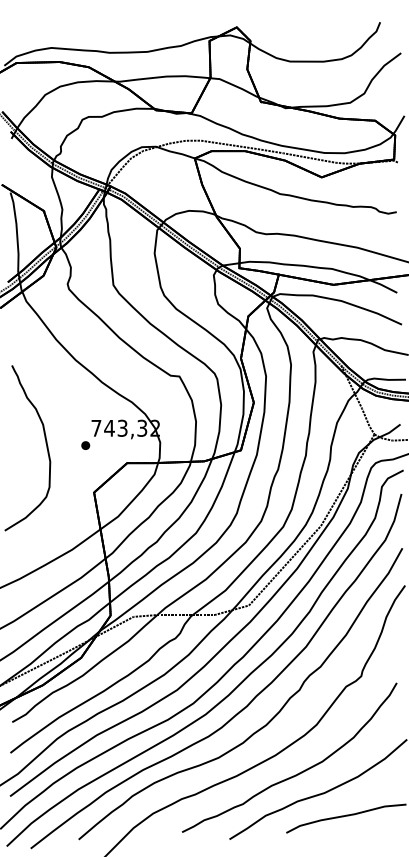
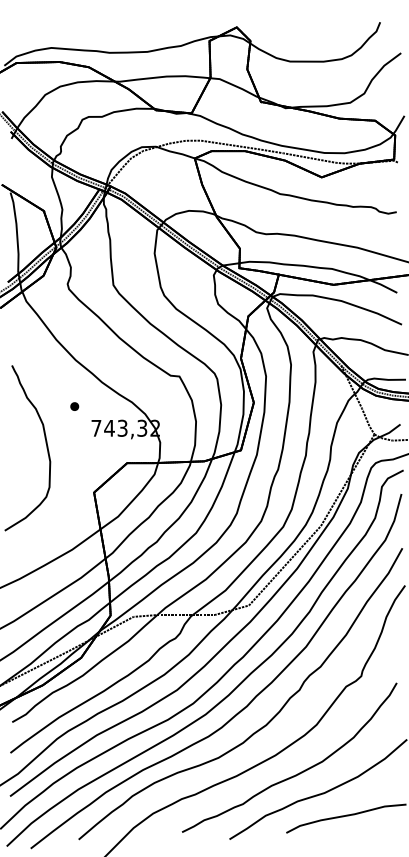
part position: (85, 445) -> (74, 406) (74, 406)
